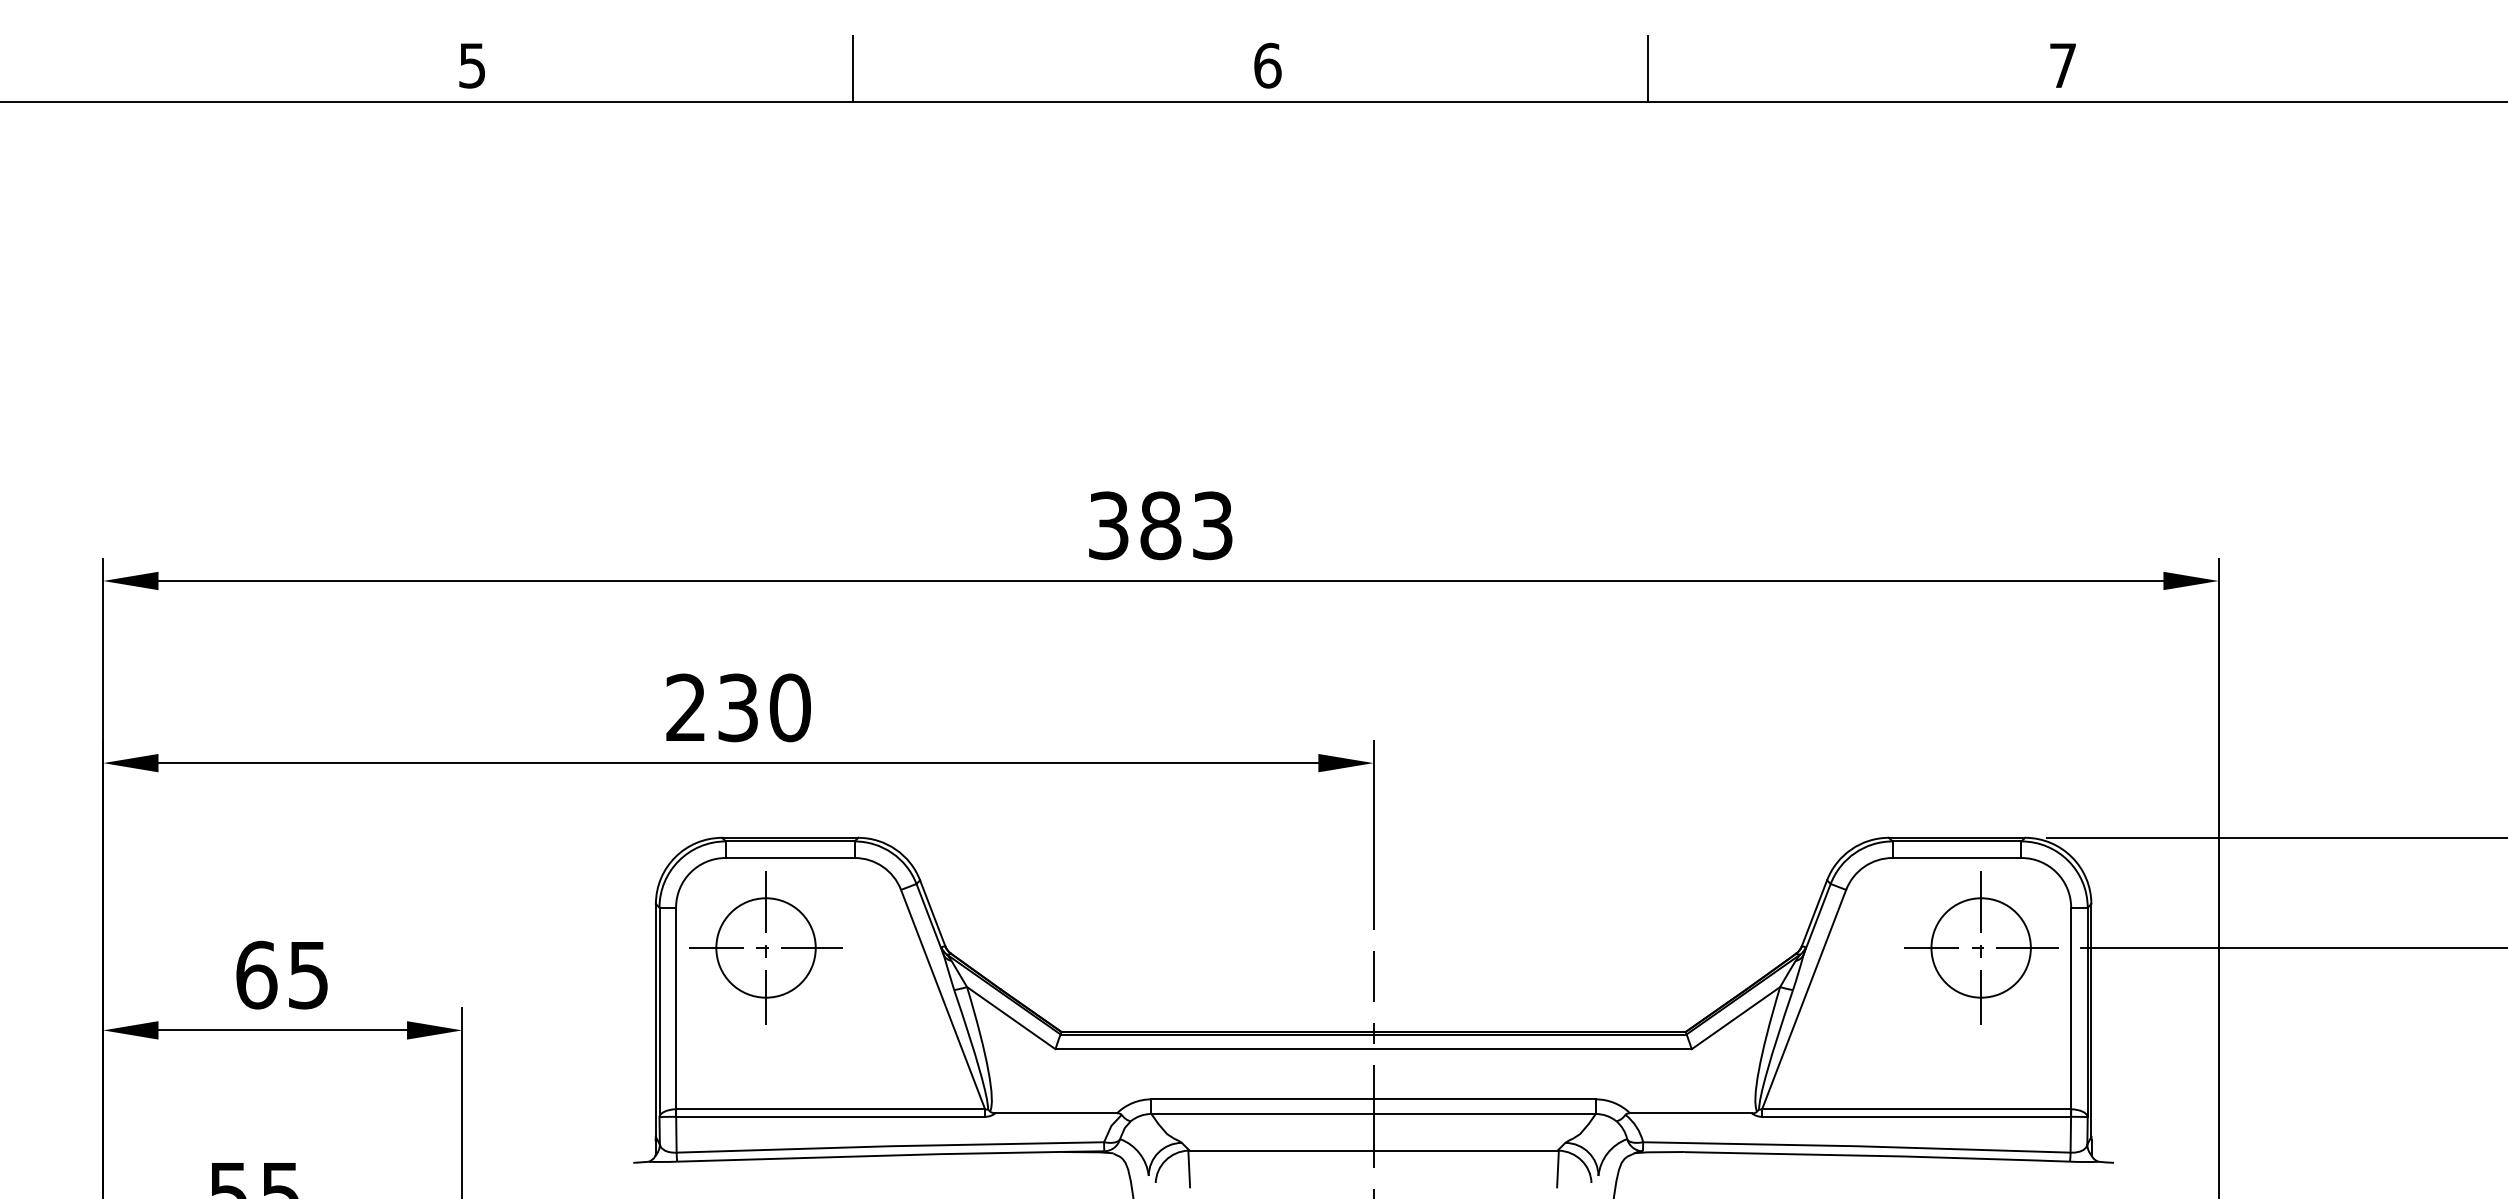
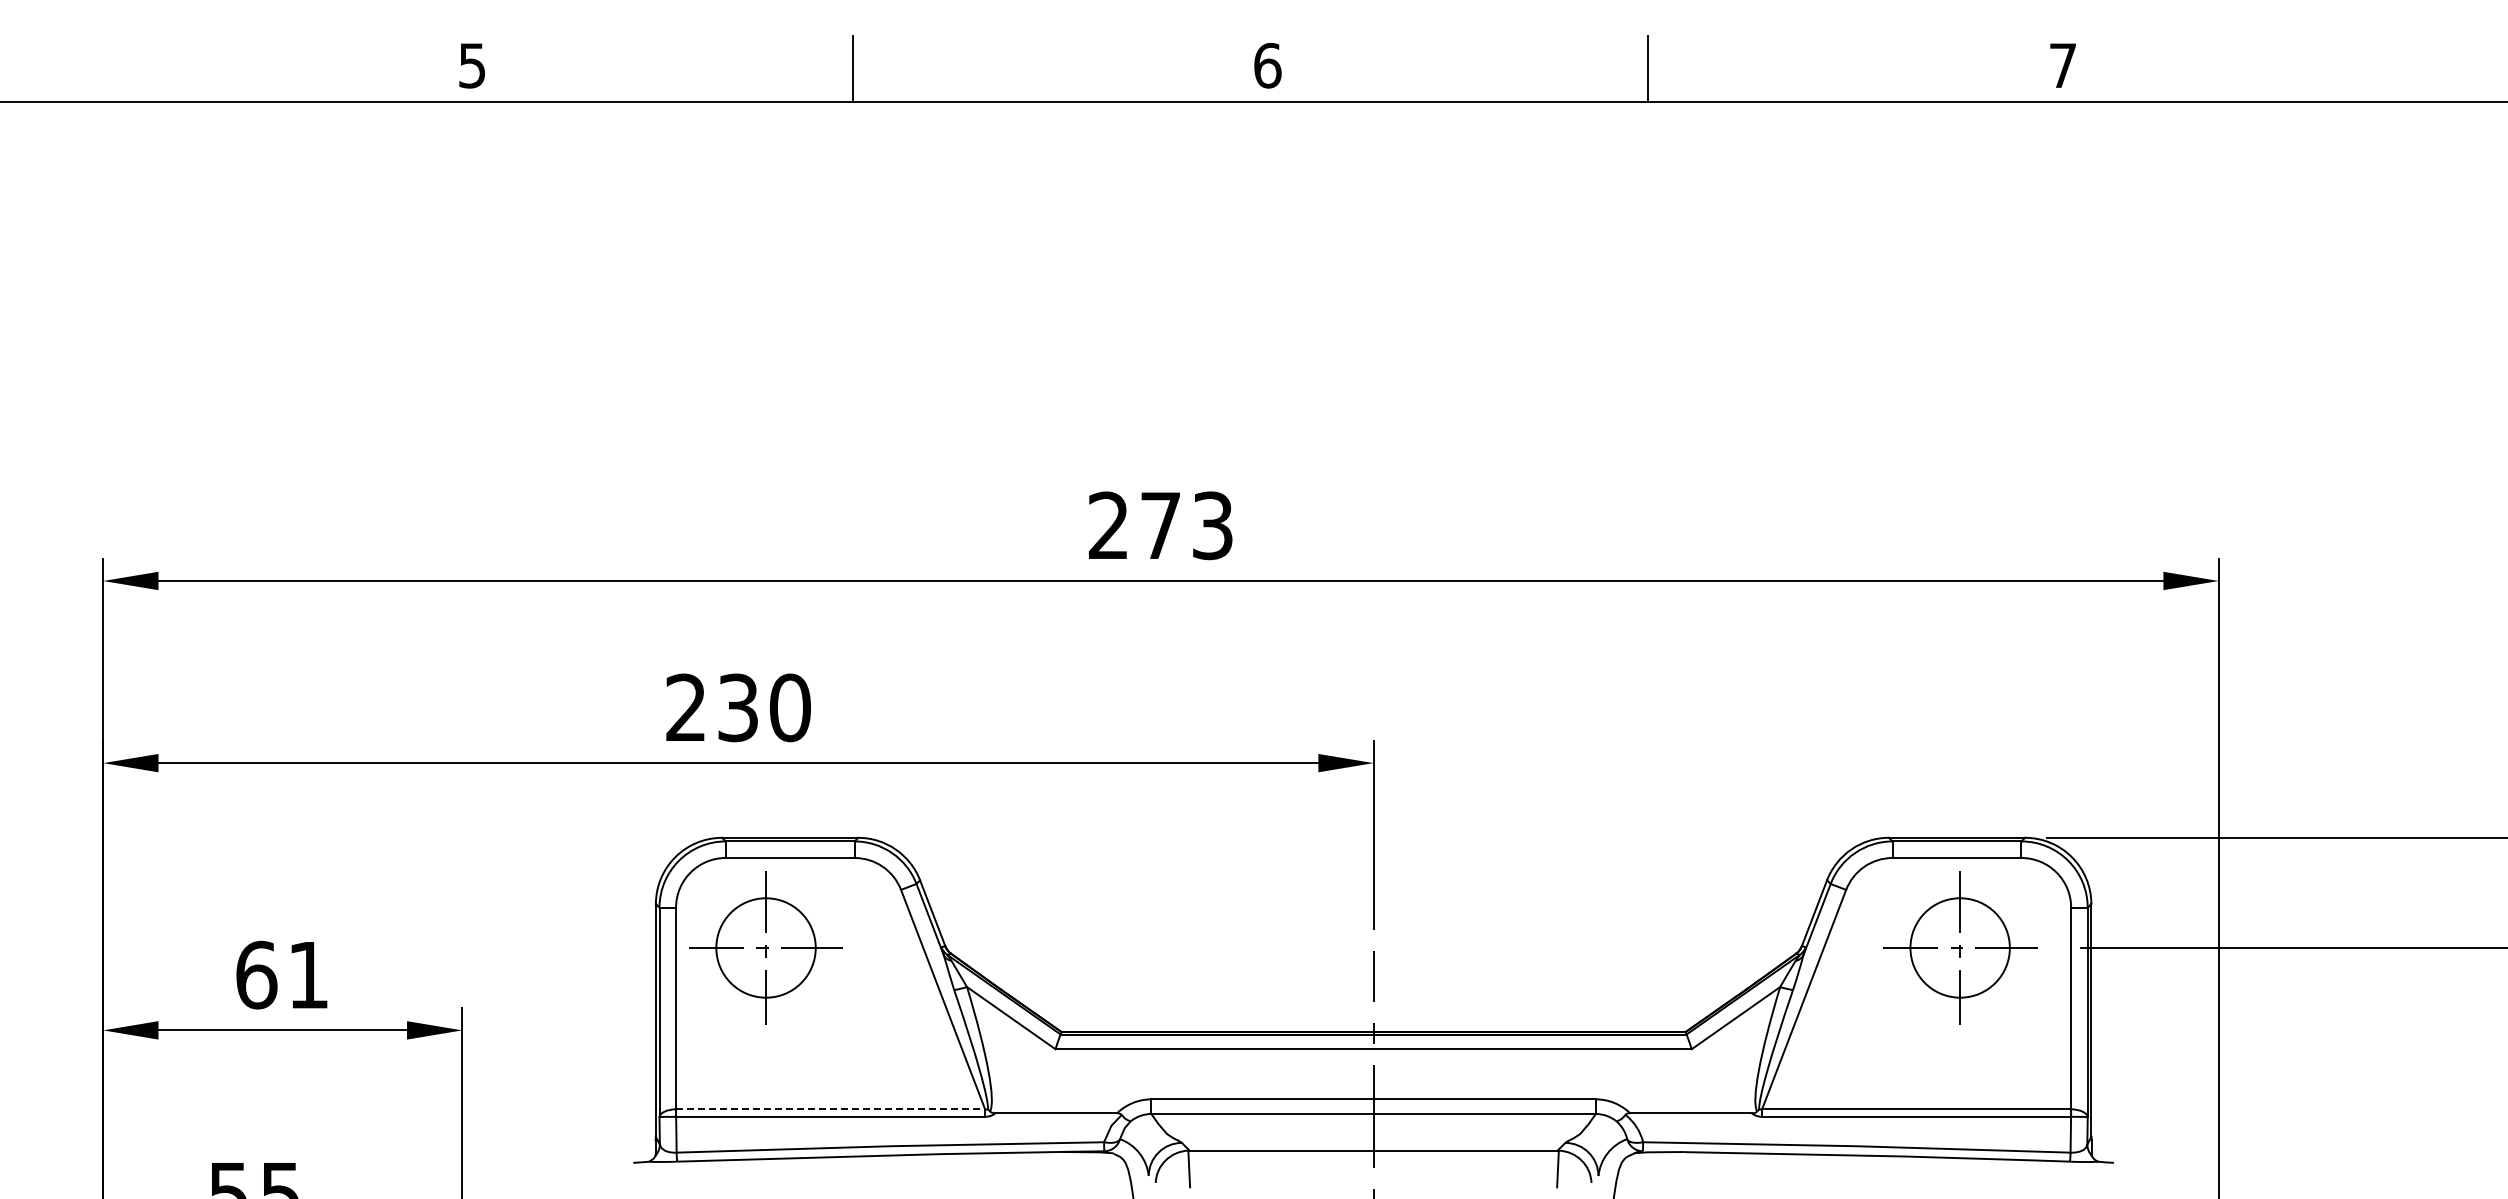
text: 383 -> 273 (1135, 525)
part position: (1981, 947) -> (1960, 947) (1960, 947)
text: 65 -> 61 (308, 975)
line: solid -> dashed (831, 1109)
